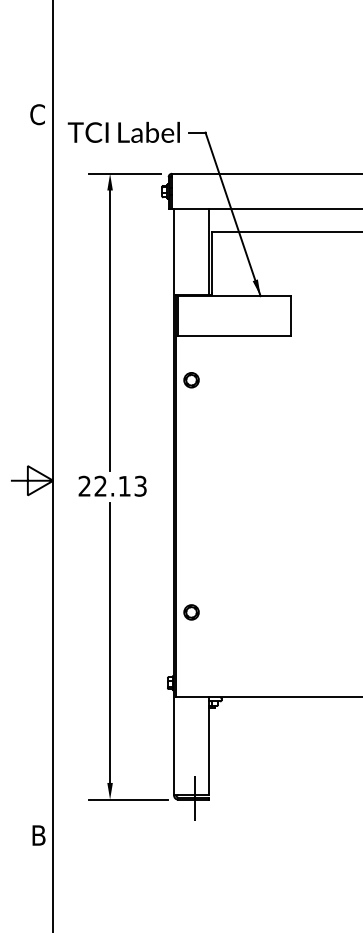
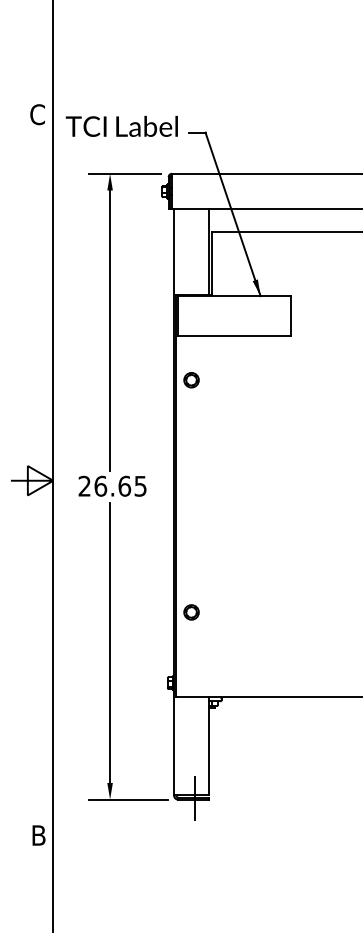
text position: (123, 131) -> (121, 125) (121, 125)
text: 22.13 -> 26.65 (120, 485)
